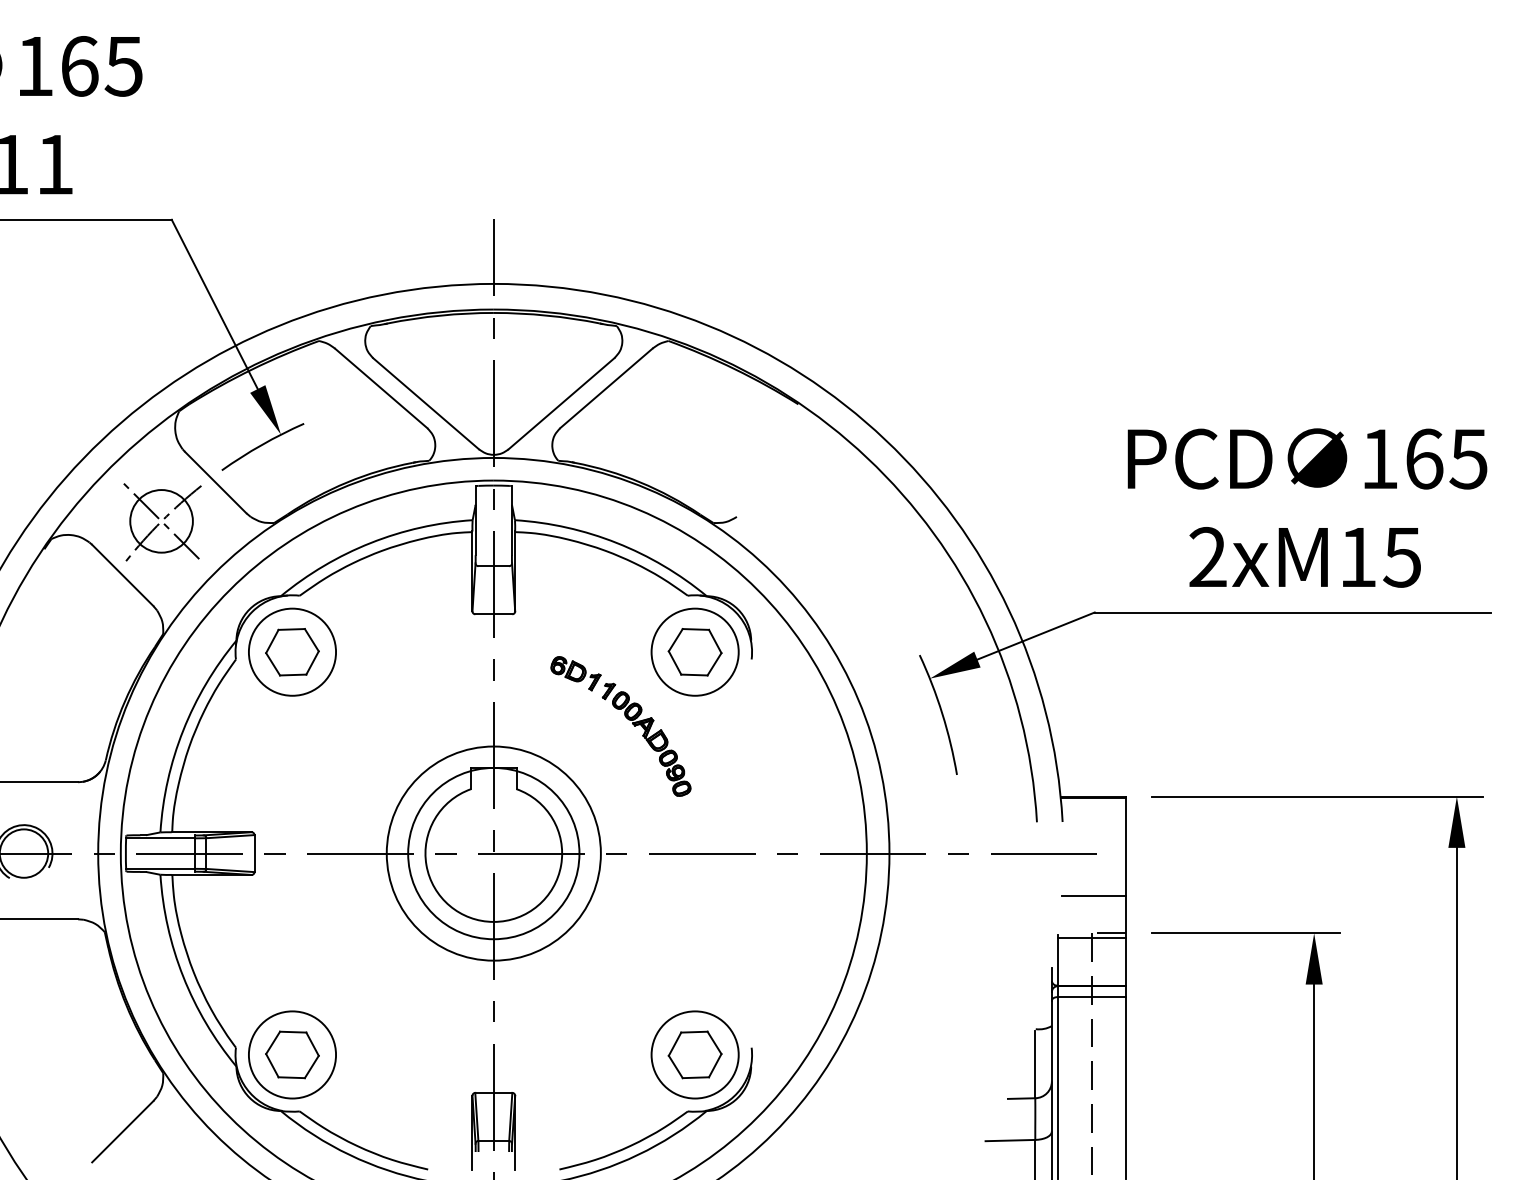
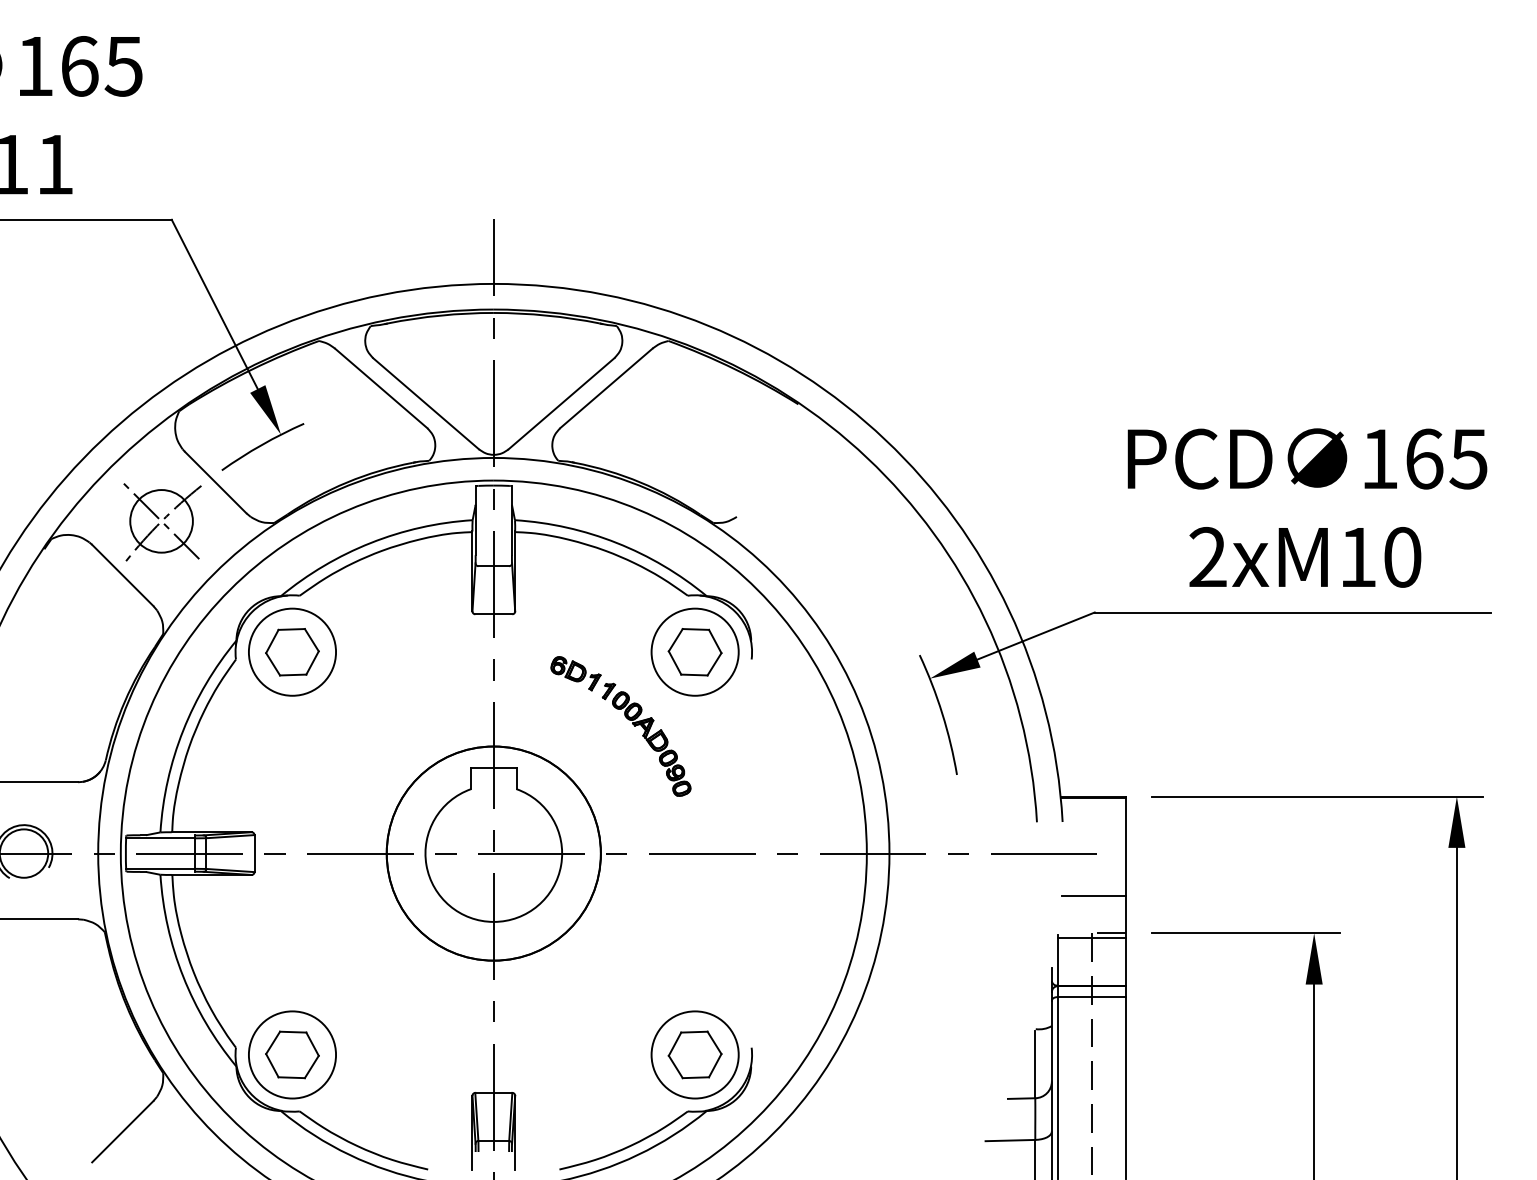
text: 2xM15 -> 2xM10 (1402, 557)
circle diameter: 171 px -> 214 px (493, 853)
